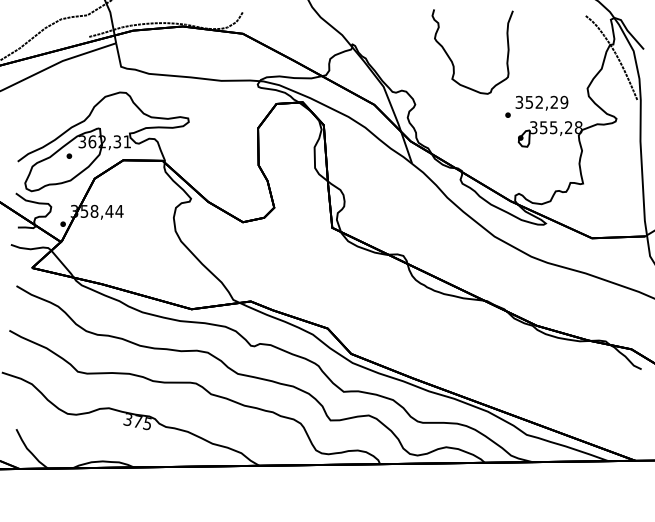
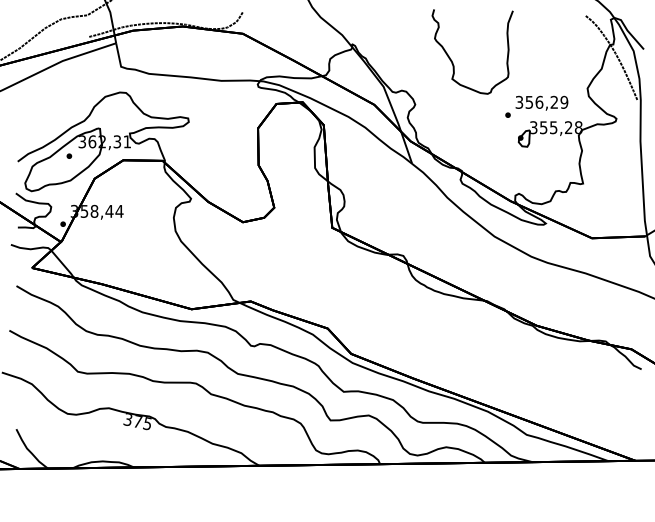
text: 352,29 -> 356,29 (539, 101)
